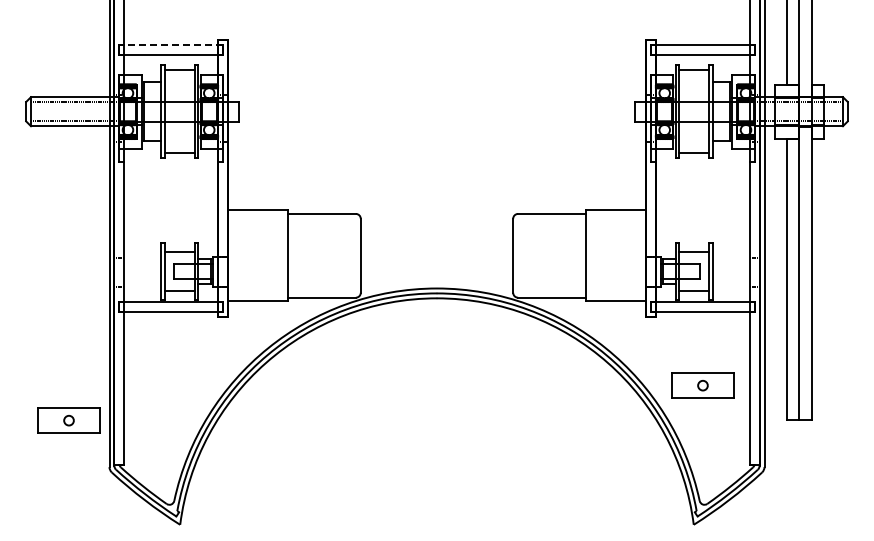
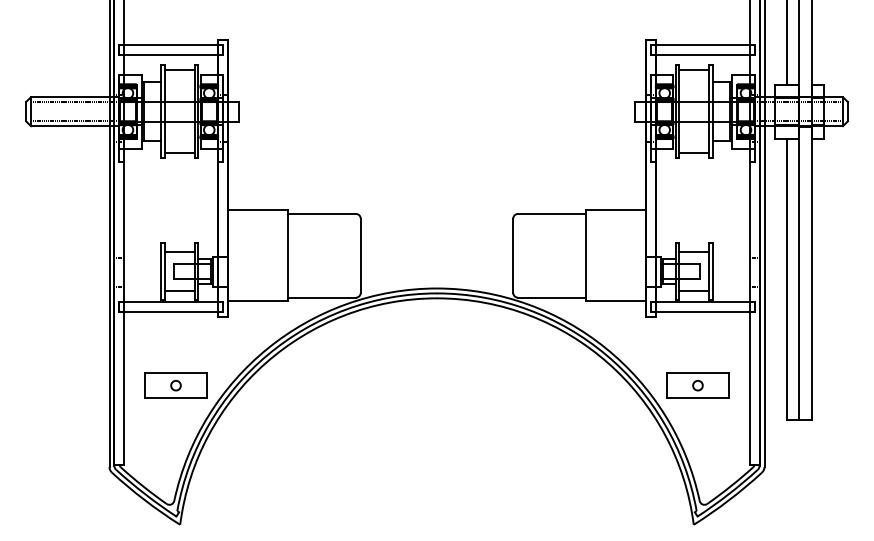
line: dashed -> solid (171, 45)
part position: (702, 385) -> (697, 385) (697, 385)
part position: (68, 420) -> (175, 385) (175, 385)
